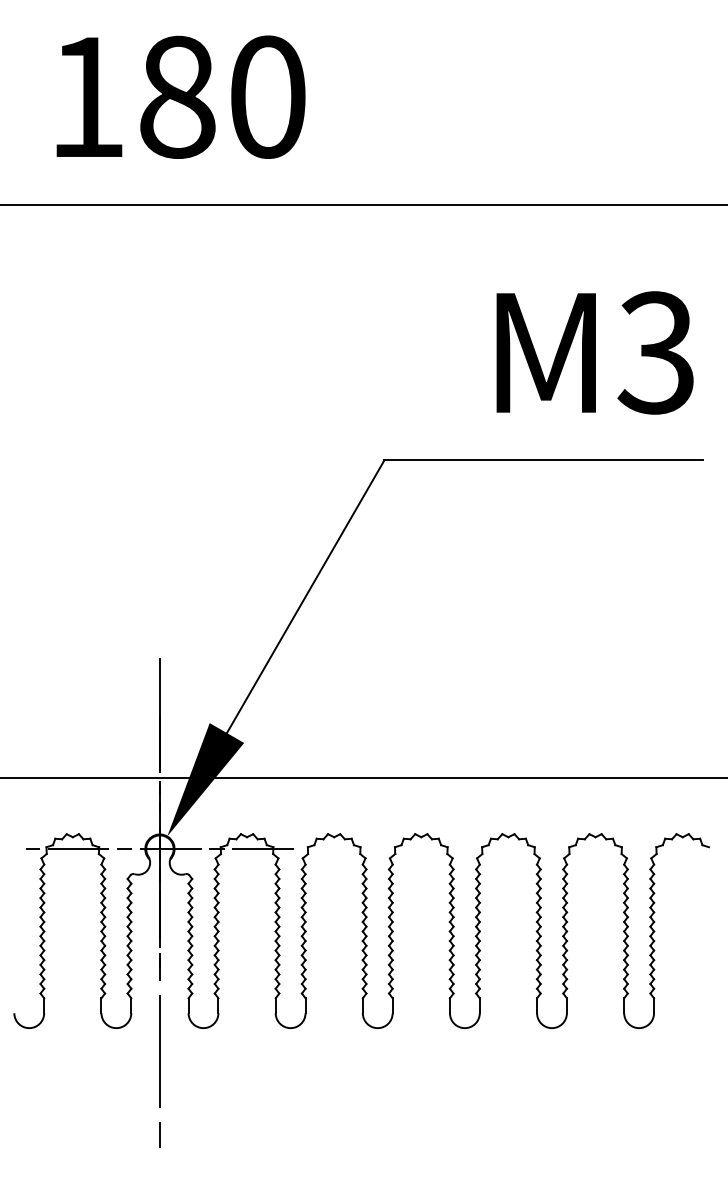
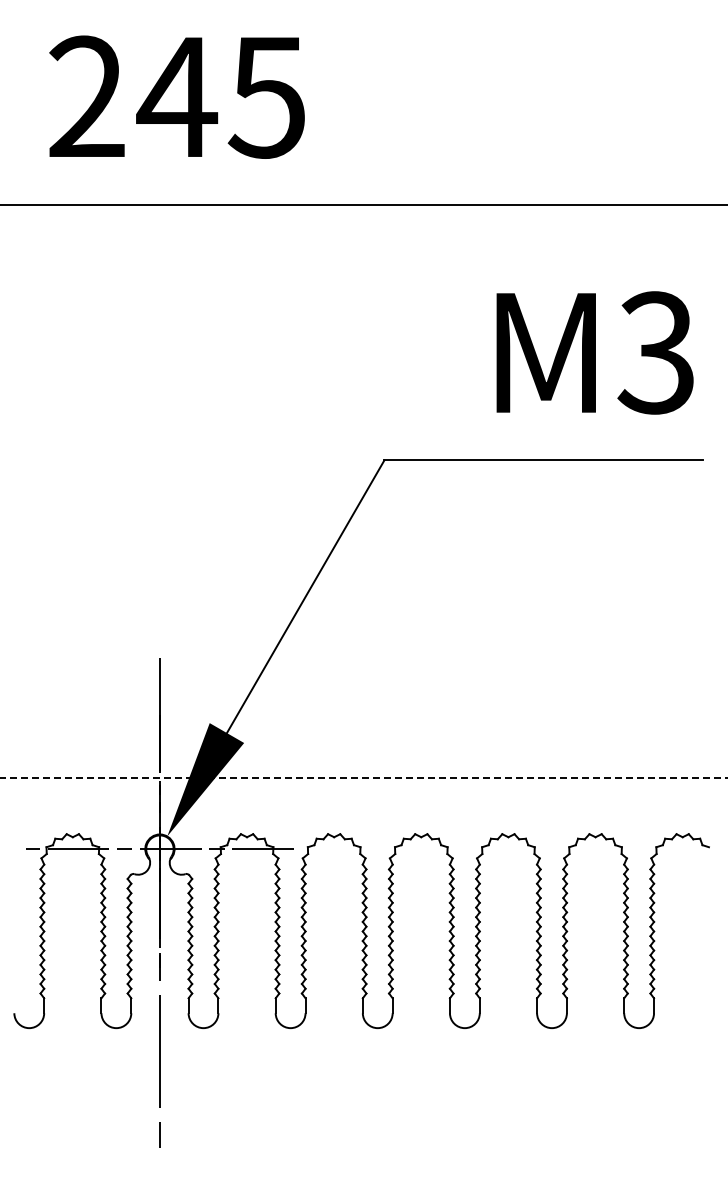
text: 180 -> 245 (177, 96)
line: solid -> dashed (364, 777)
